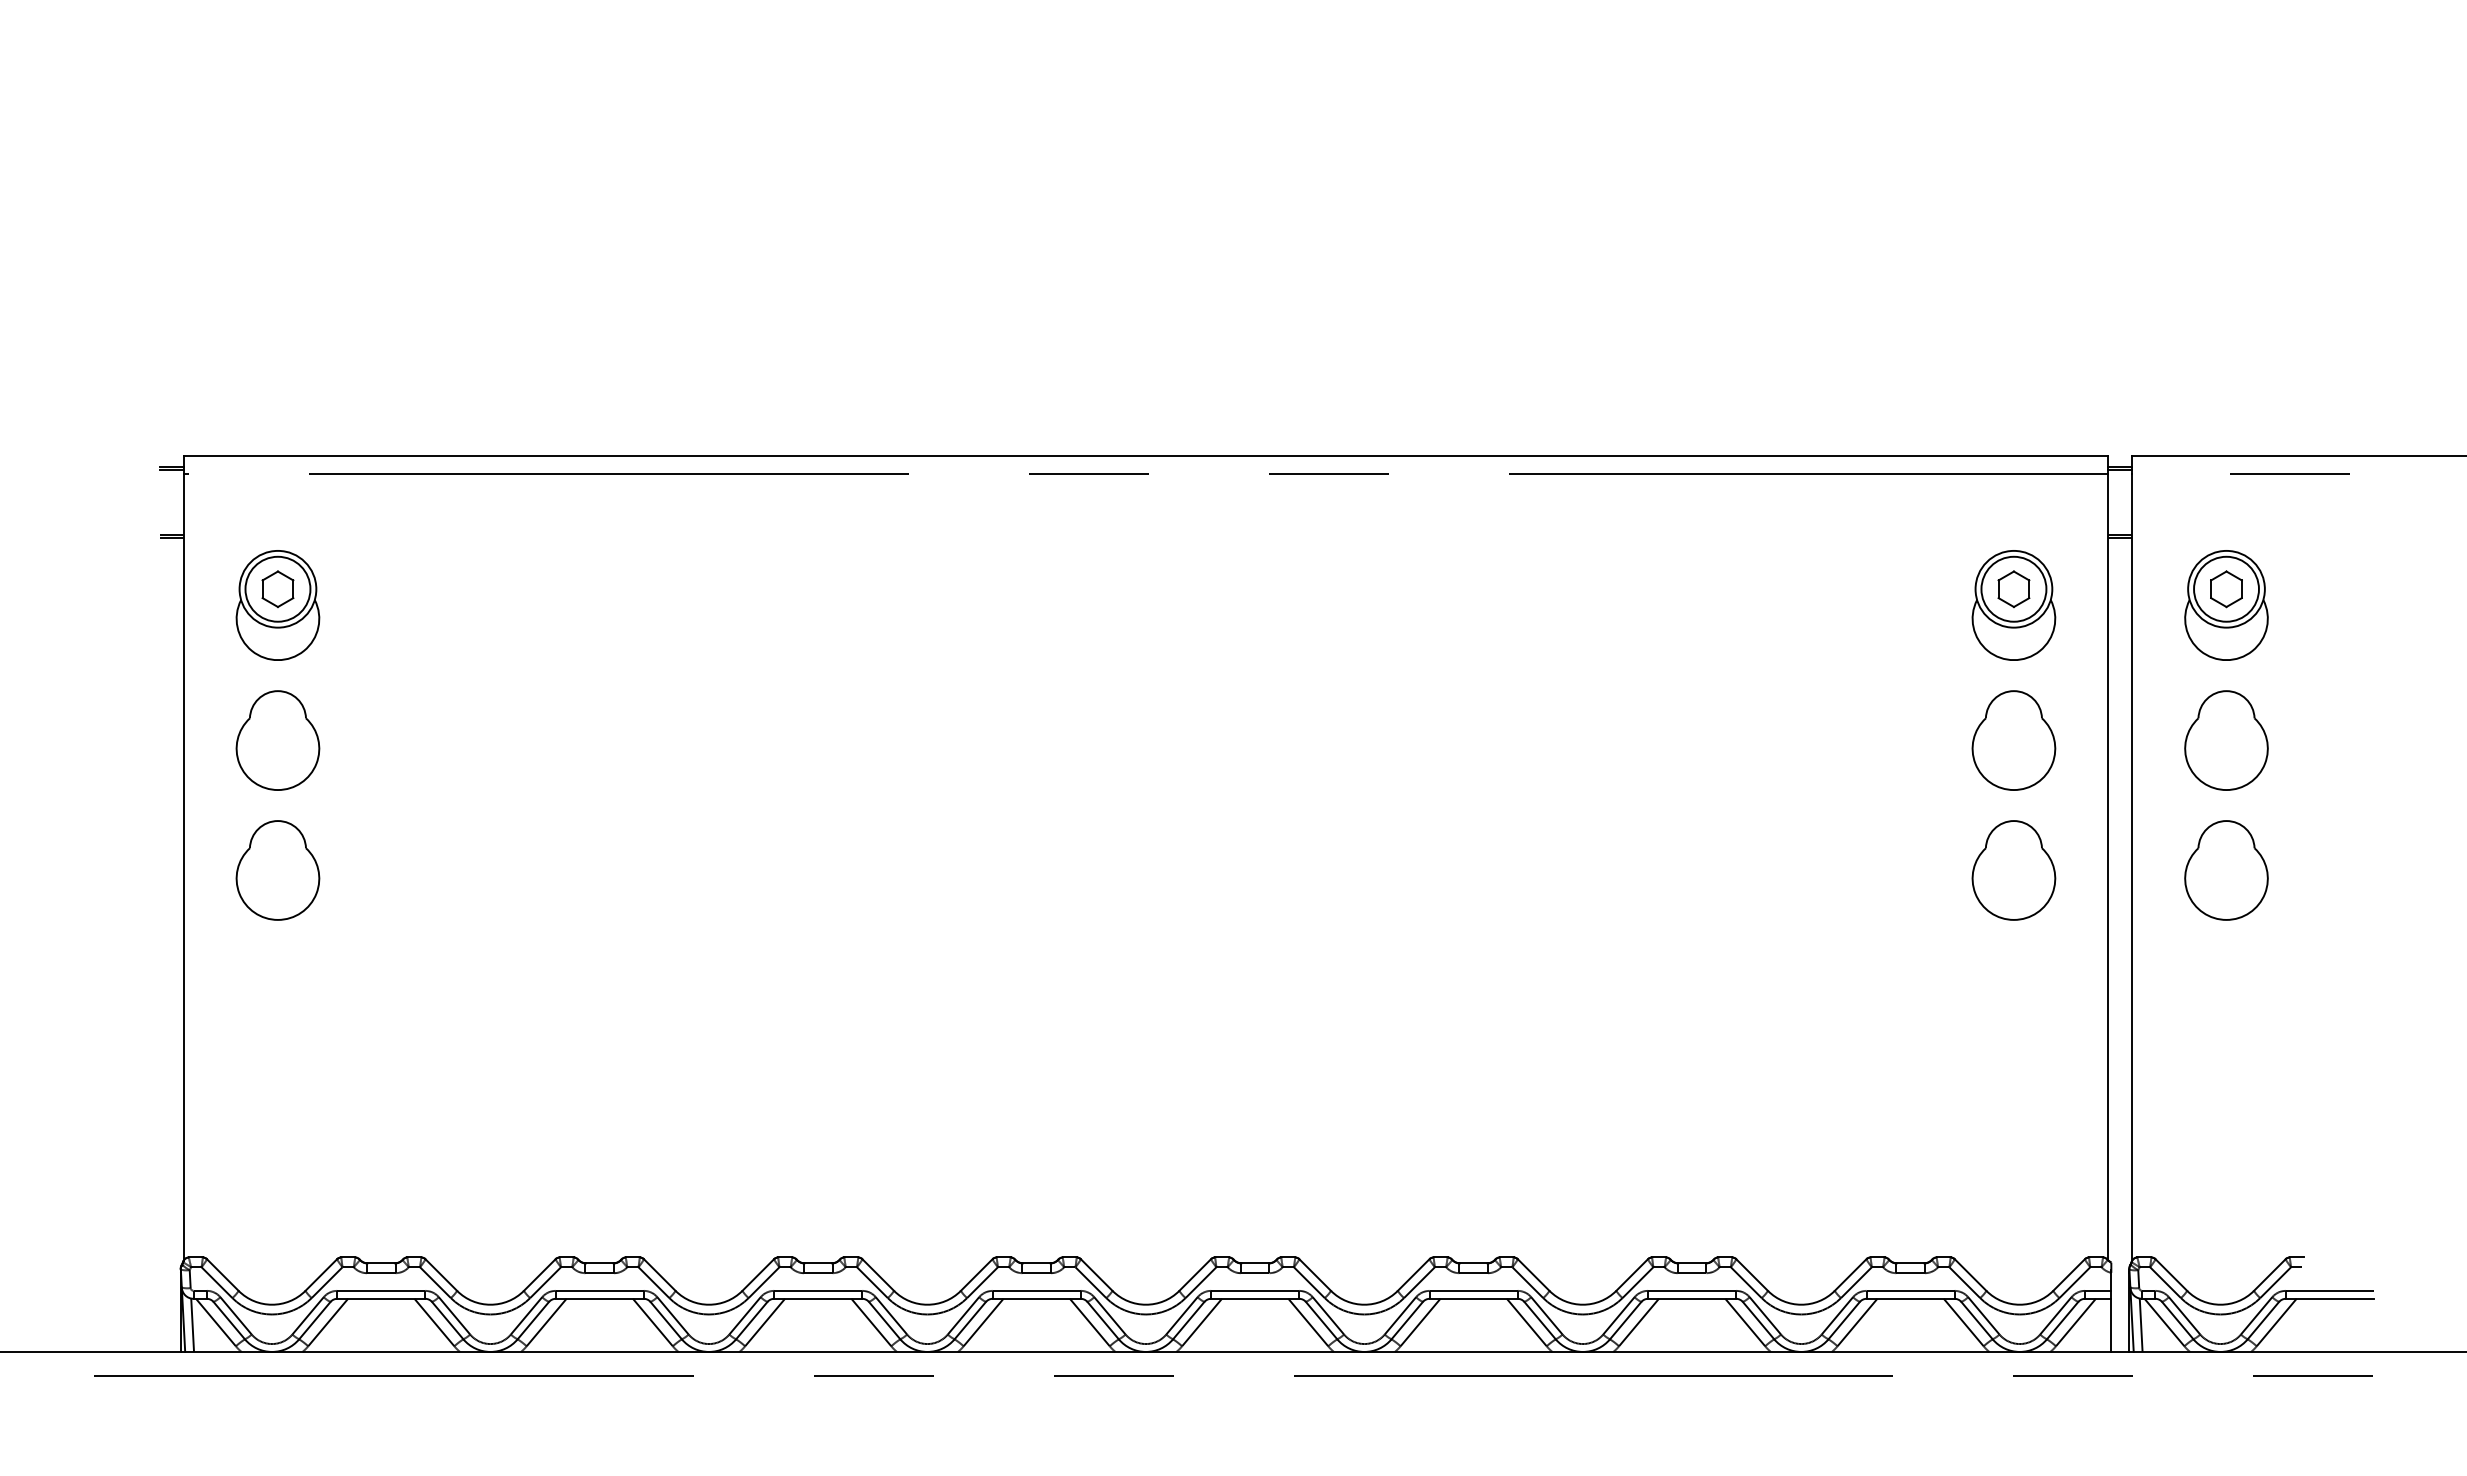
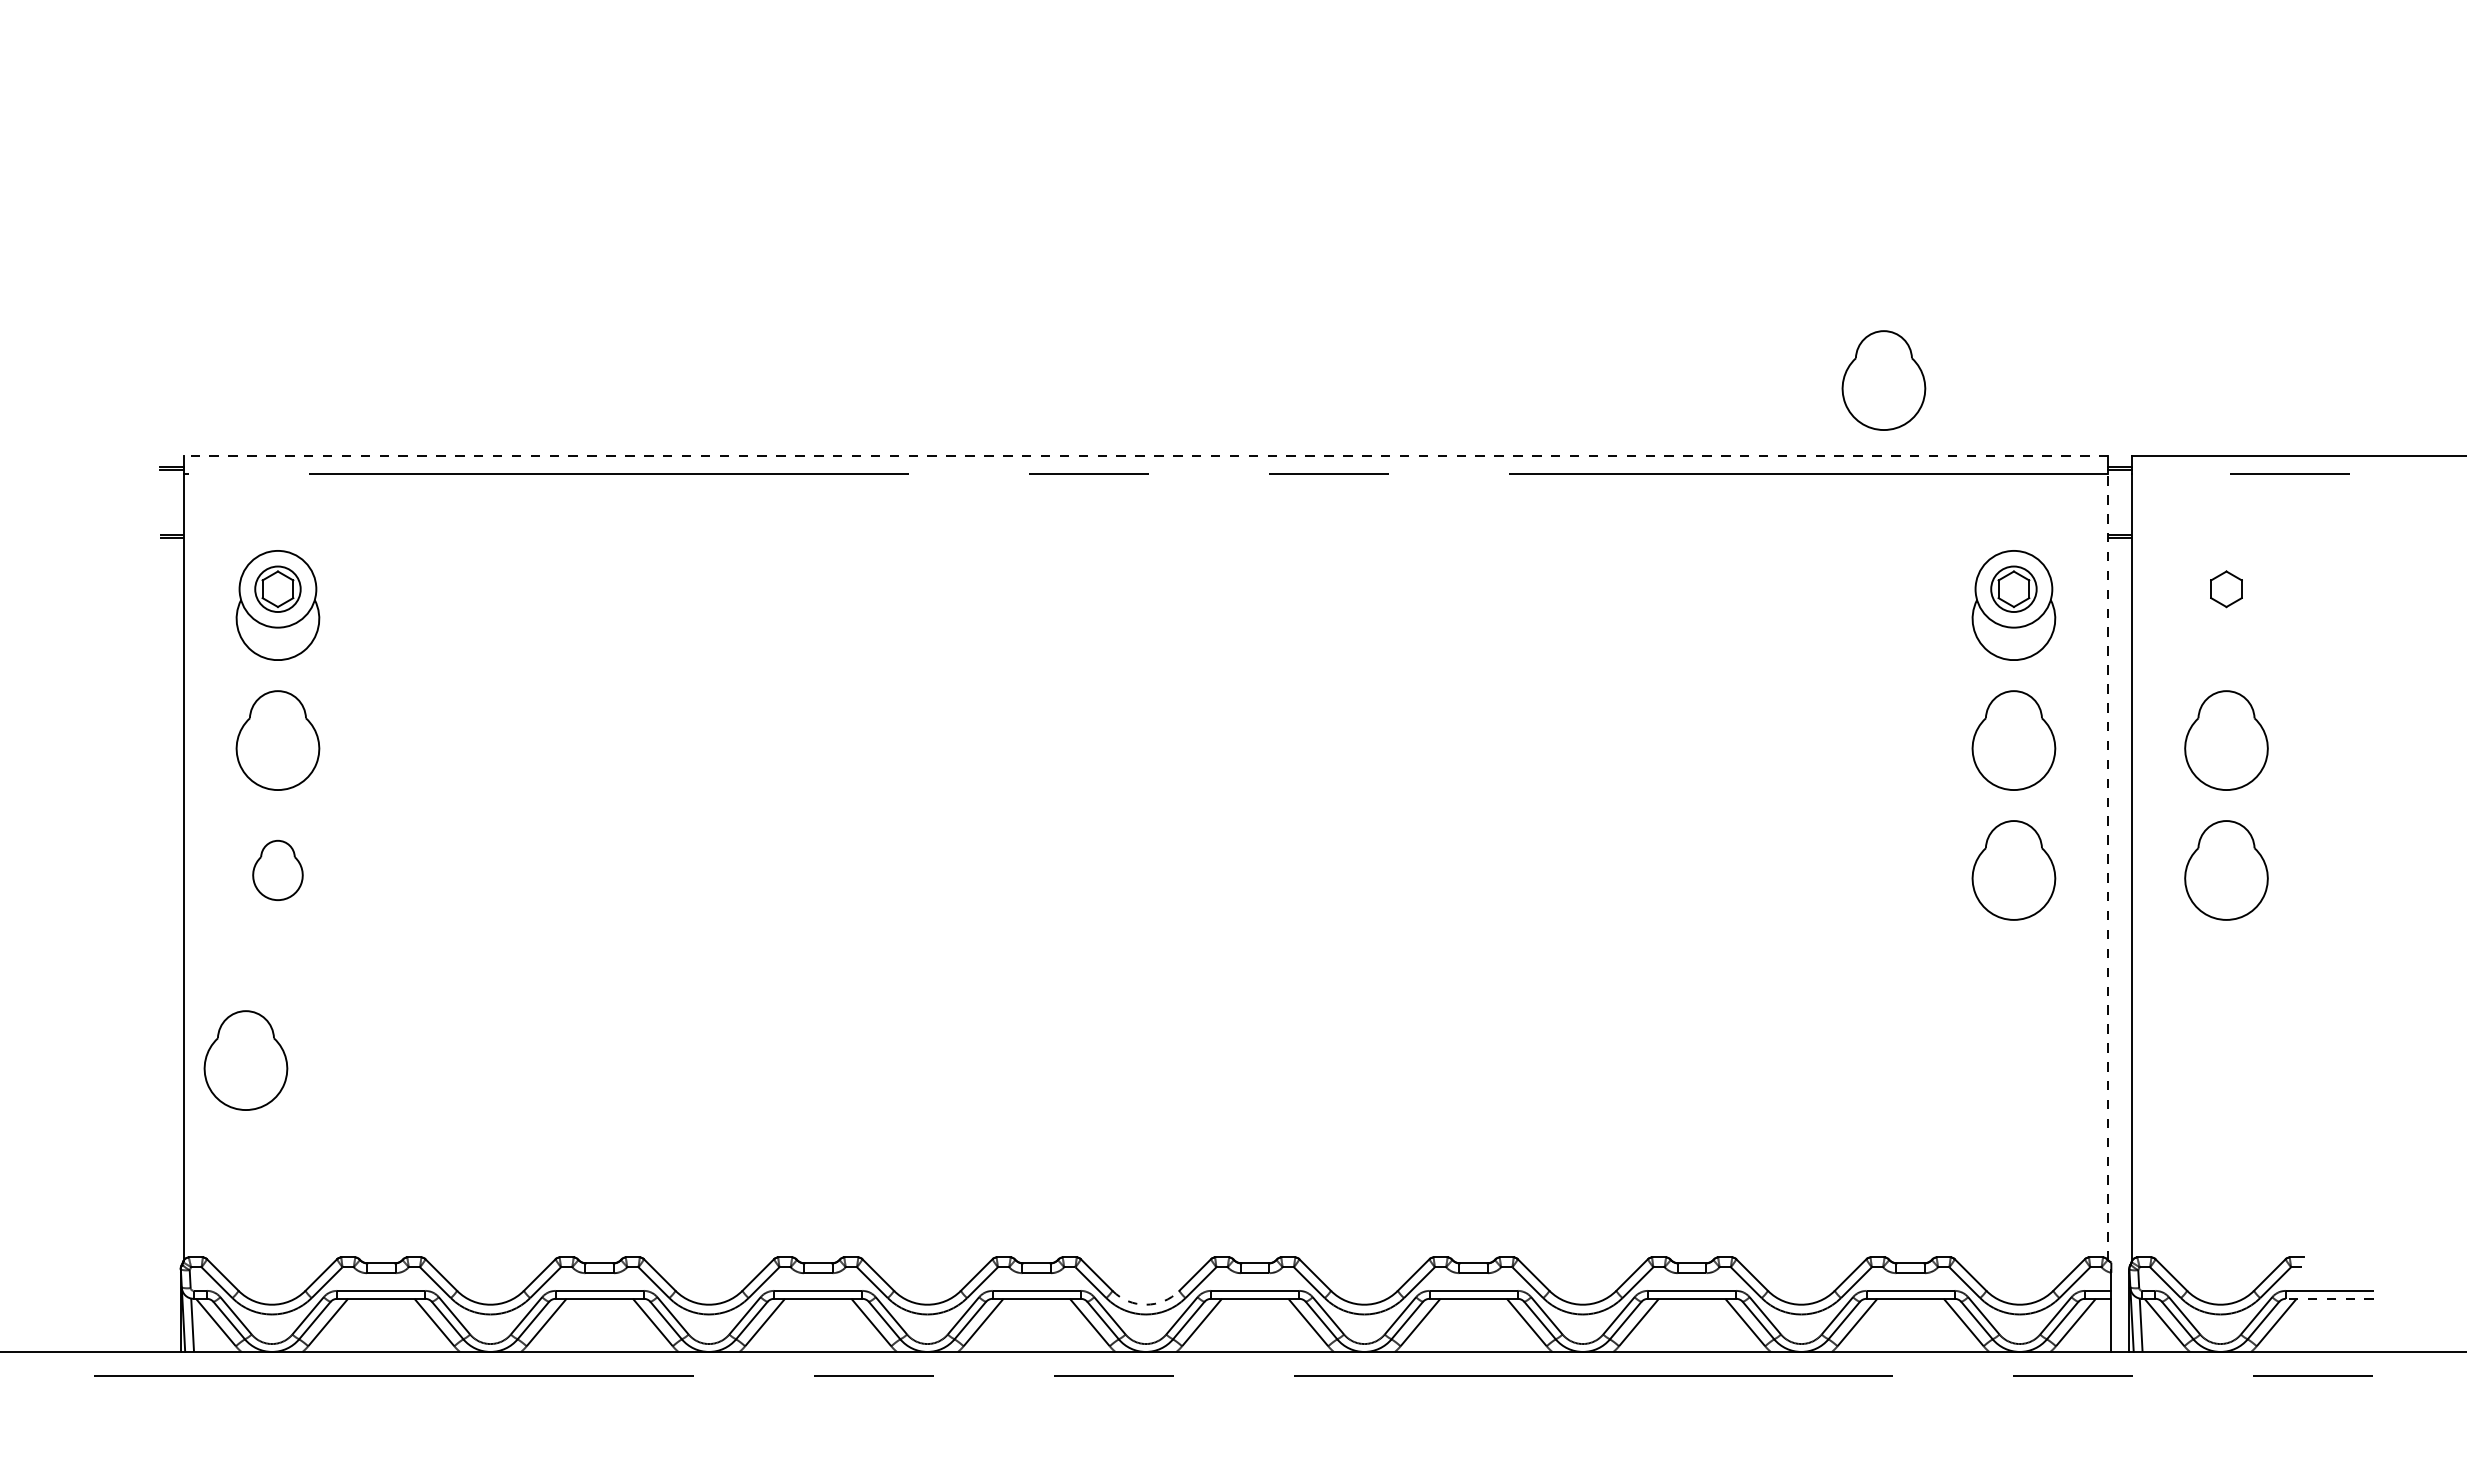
part: none -> present (1883, 380)
line: solid -> dashed (1145, 456)
circle diameter: 65 px -> 45 px (277, 589)
circle diameter: 65 px -> 45 px (2013, 589)
part: present -> none (2226, 605)
line: solid -> dashed (2108, 866)
part size: 86x101 px -> 52x62 px (277, 869)
part: none -> present (245, 1060)
line: solid -> dashed (2329, 1298)
arc: solid -> dashed (1145, 1304)
